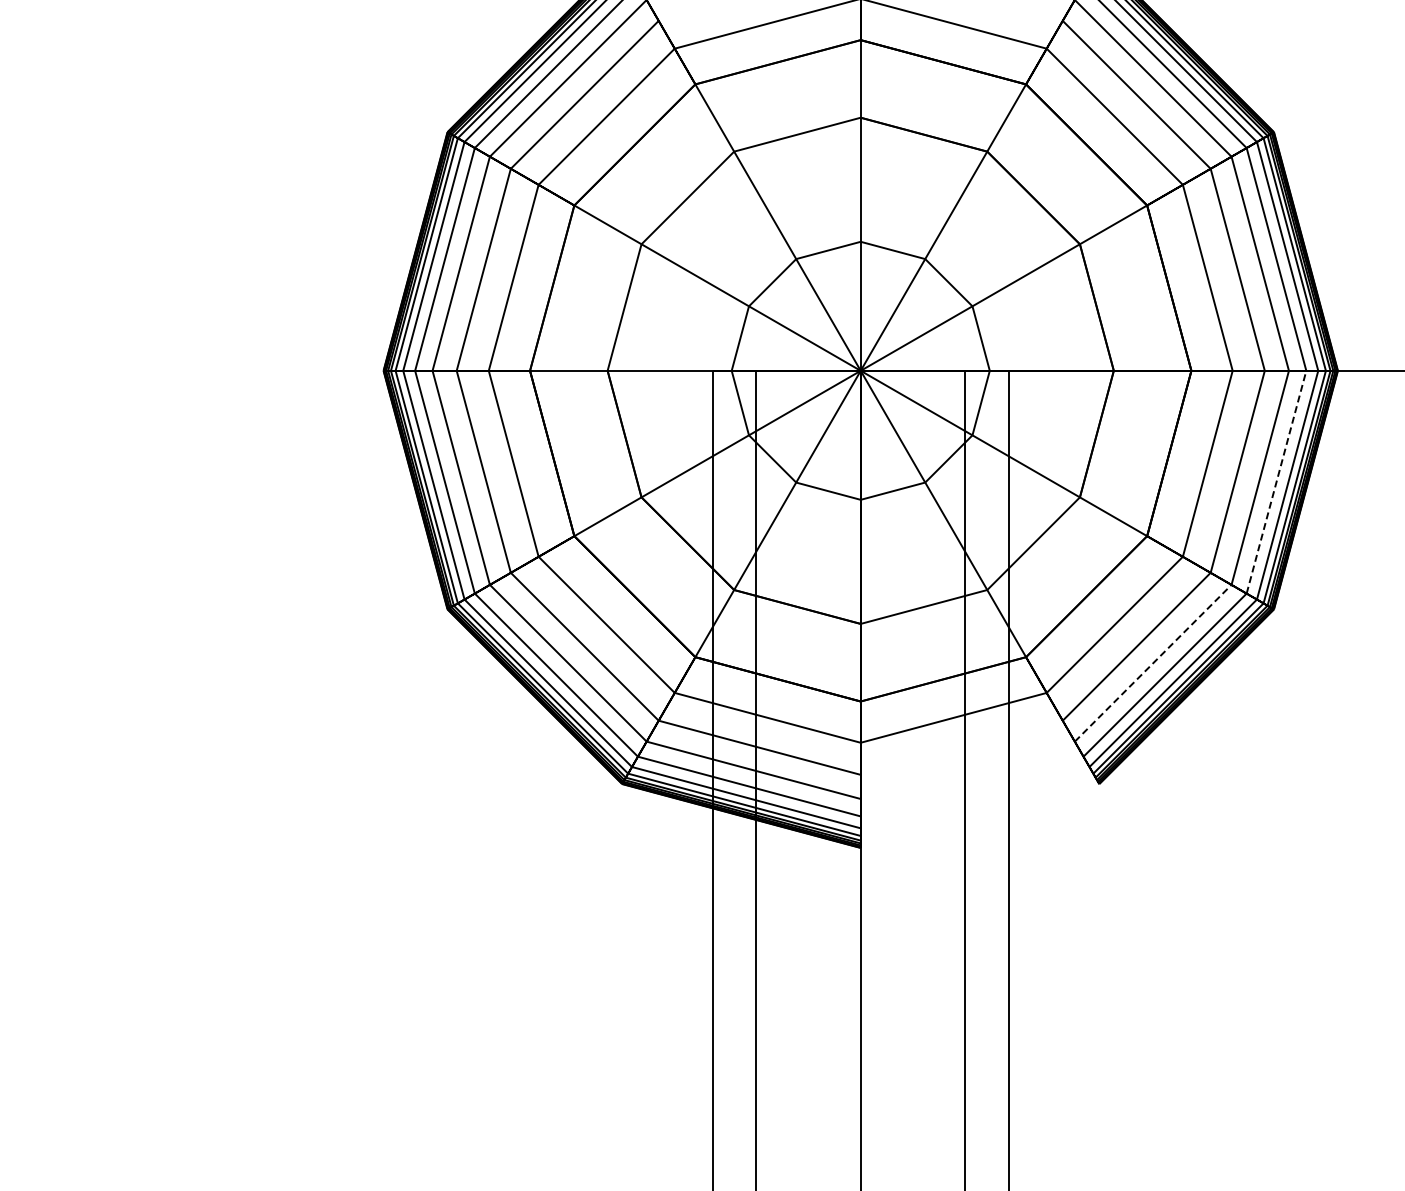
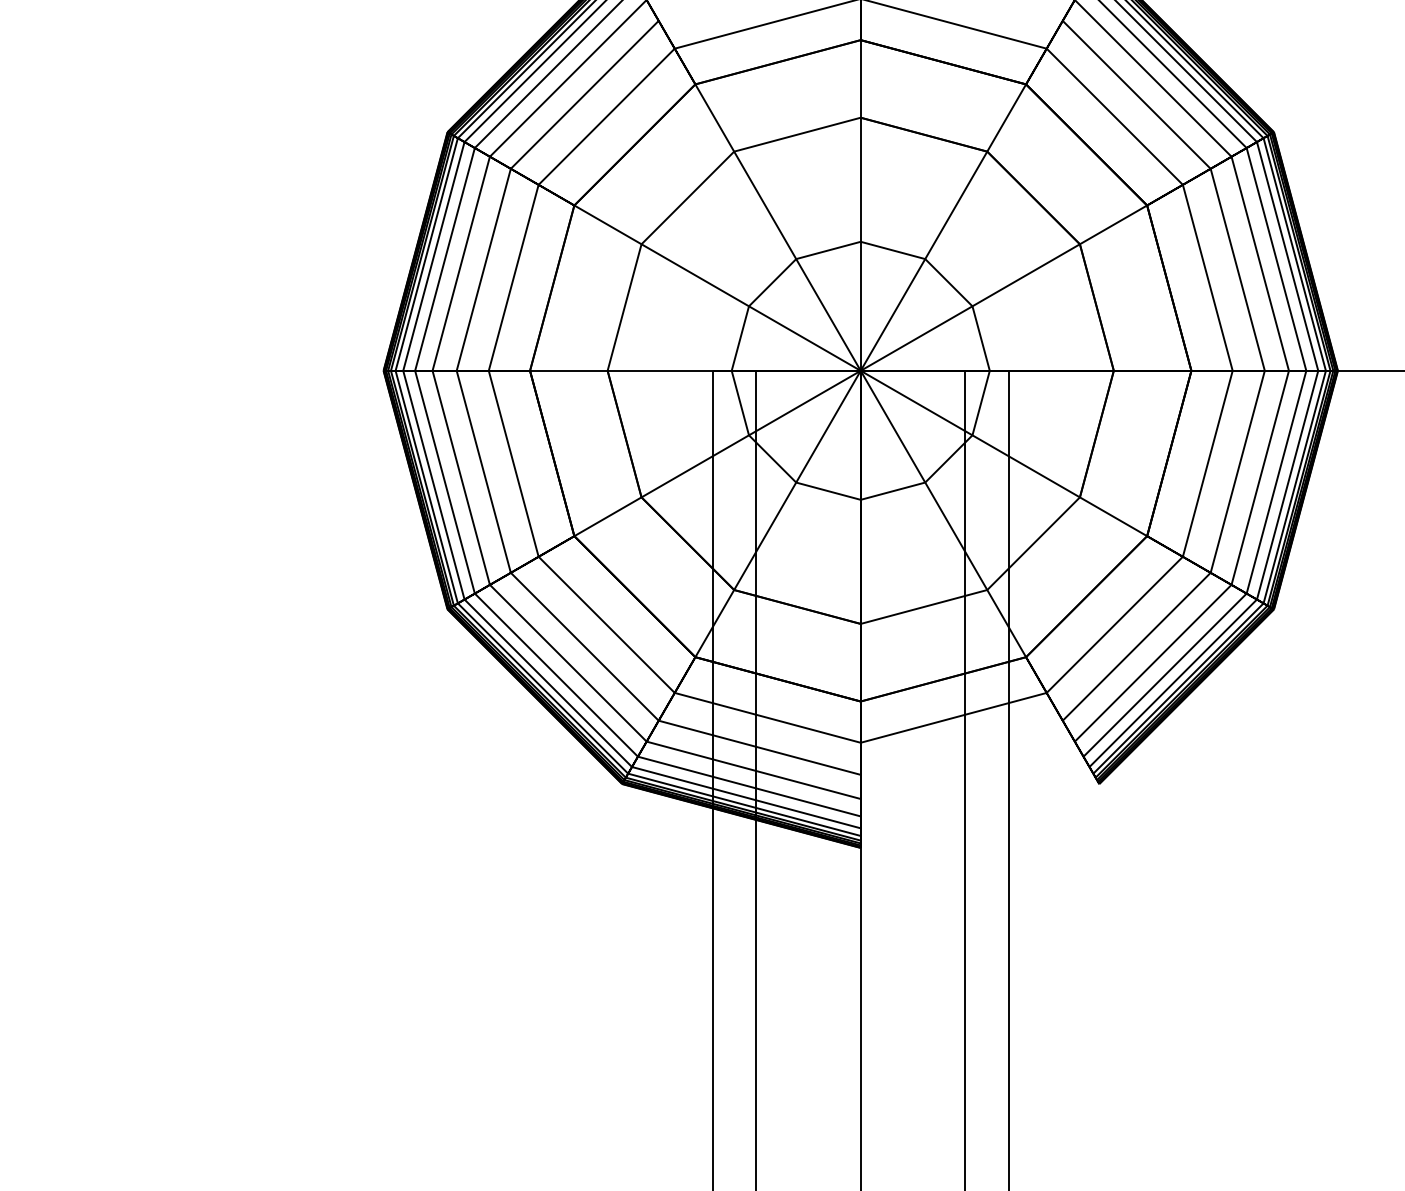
line: dashed -> solid (1276, 481)
line: dashed -> solid (1153, 663)
